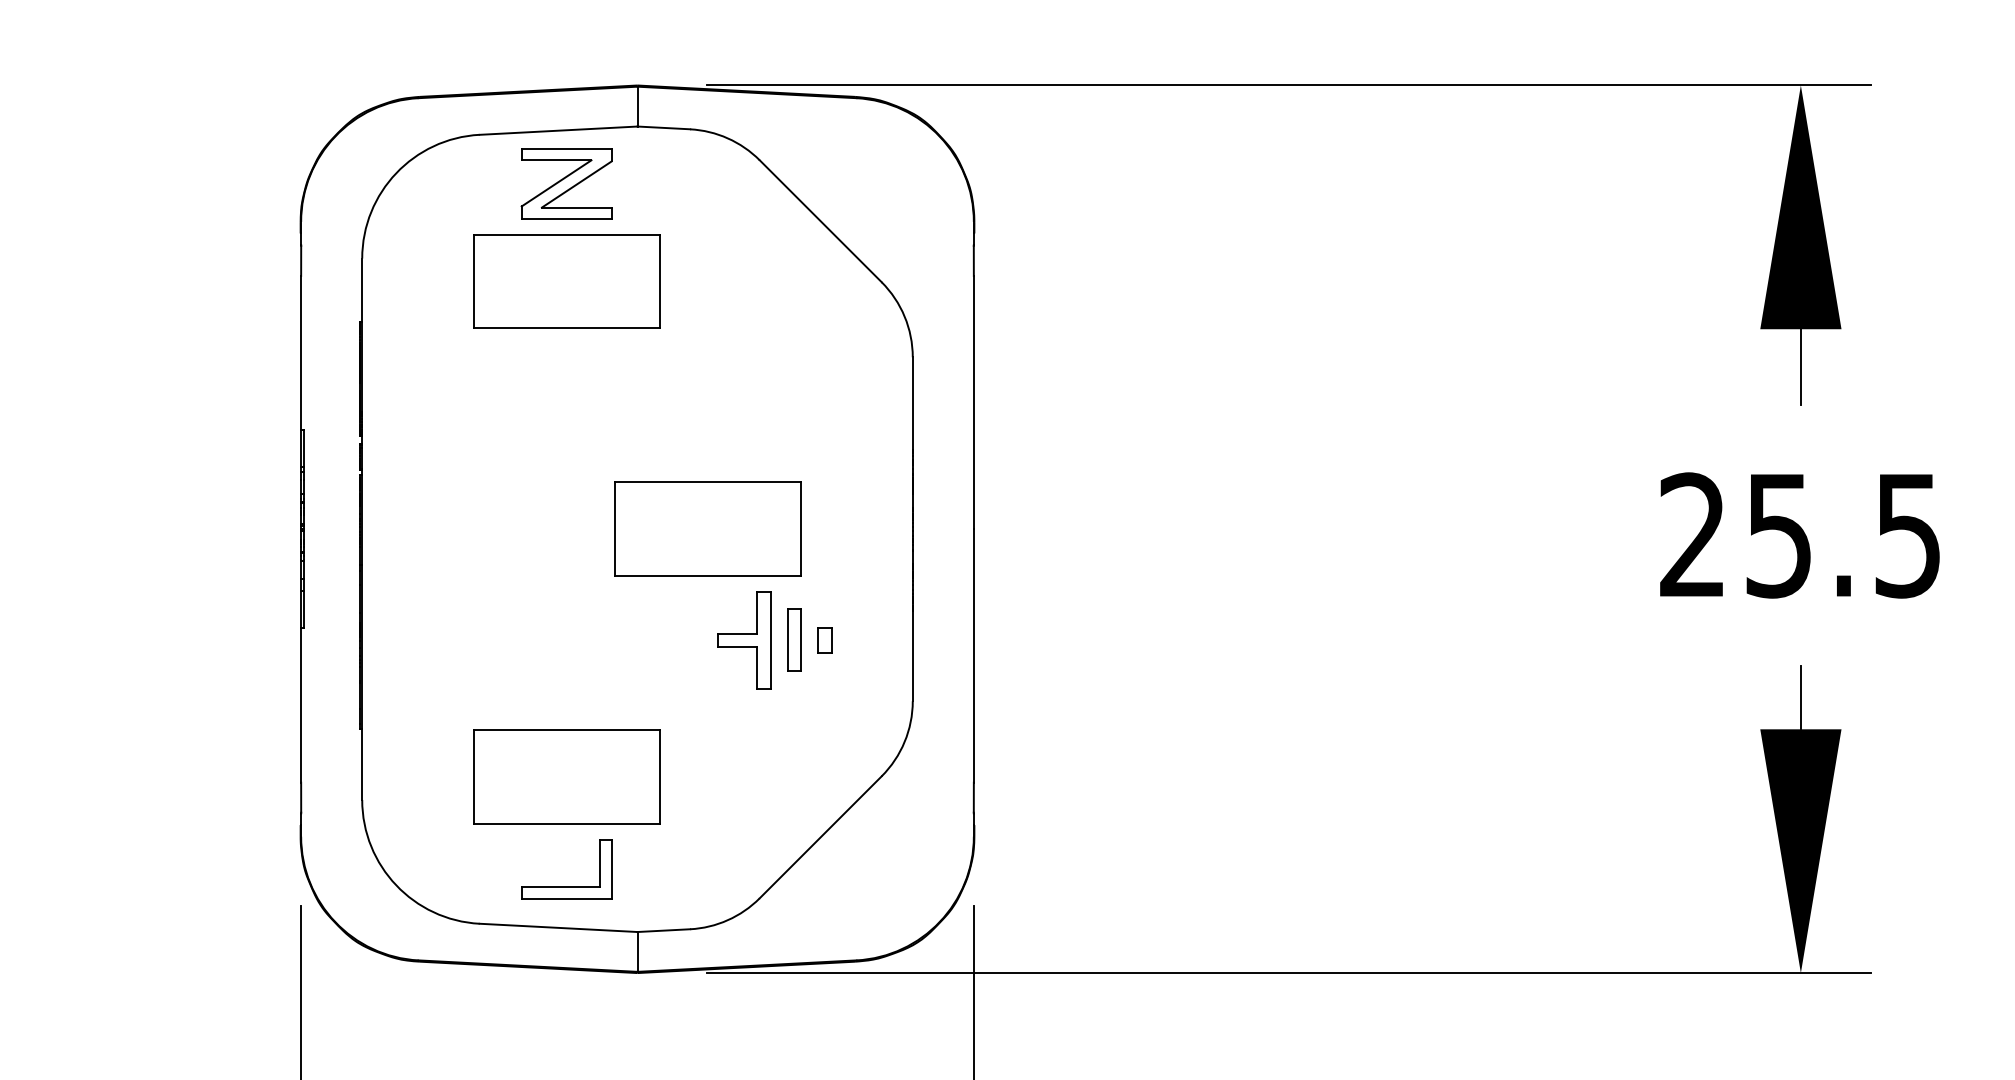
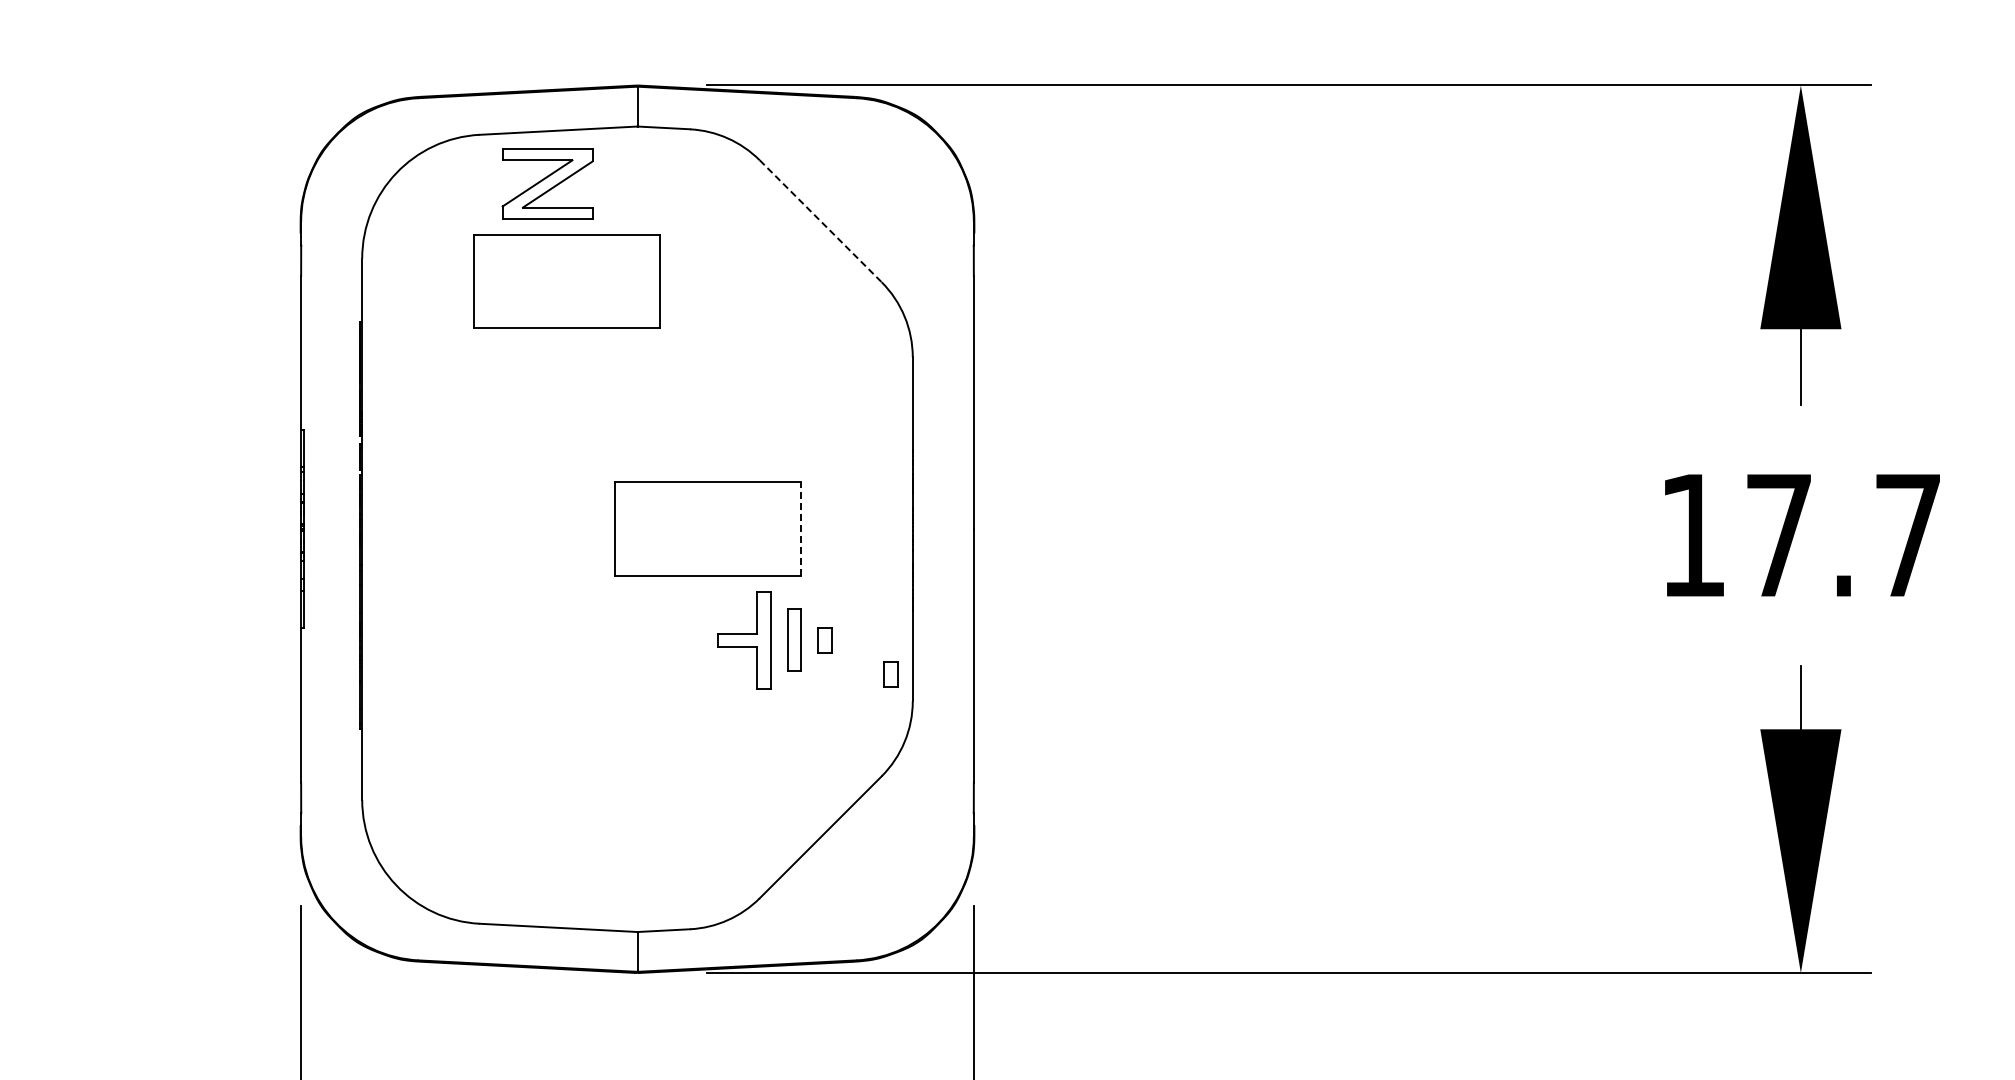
part position: (566, 183) -> (547, 183) (547, 183)
line: solid -> dashed (821, 221)
line: solid -> dashed (801, 529)
text: 25.5 -> 17.7 (1799, 535)
part: none -> present (890, 674)
part: present -> none (566, 776)
part: present -> none (566, 886)
